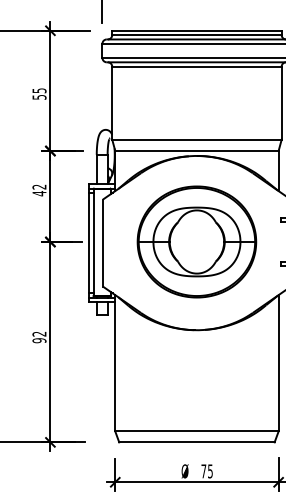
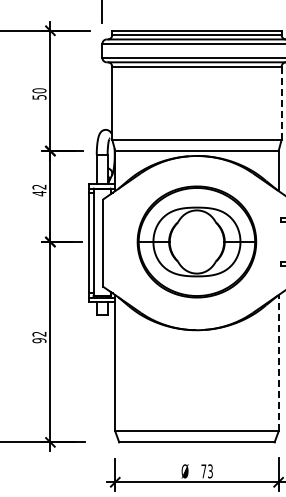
text: 55 -> 50 (39, 90)
line: solid -> dashed (281, 102)
line: solid -> dashed (278, 362)
text: 75 -> 73 (210, 470)
